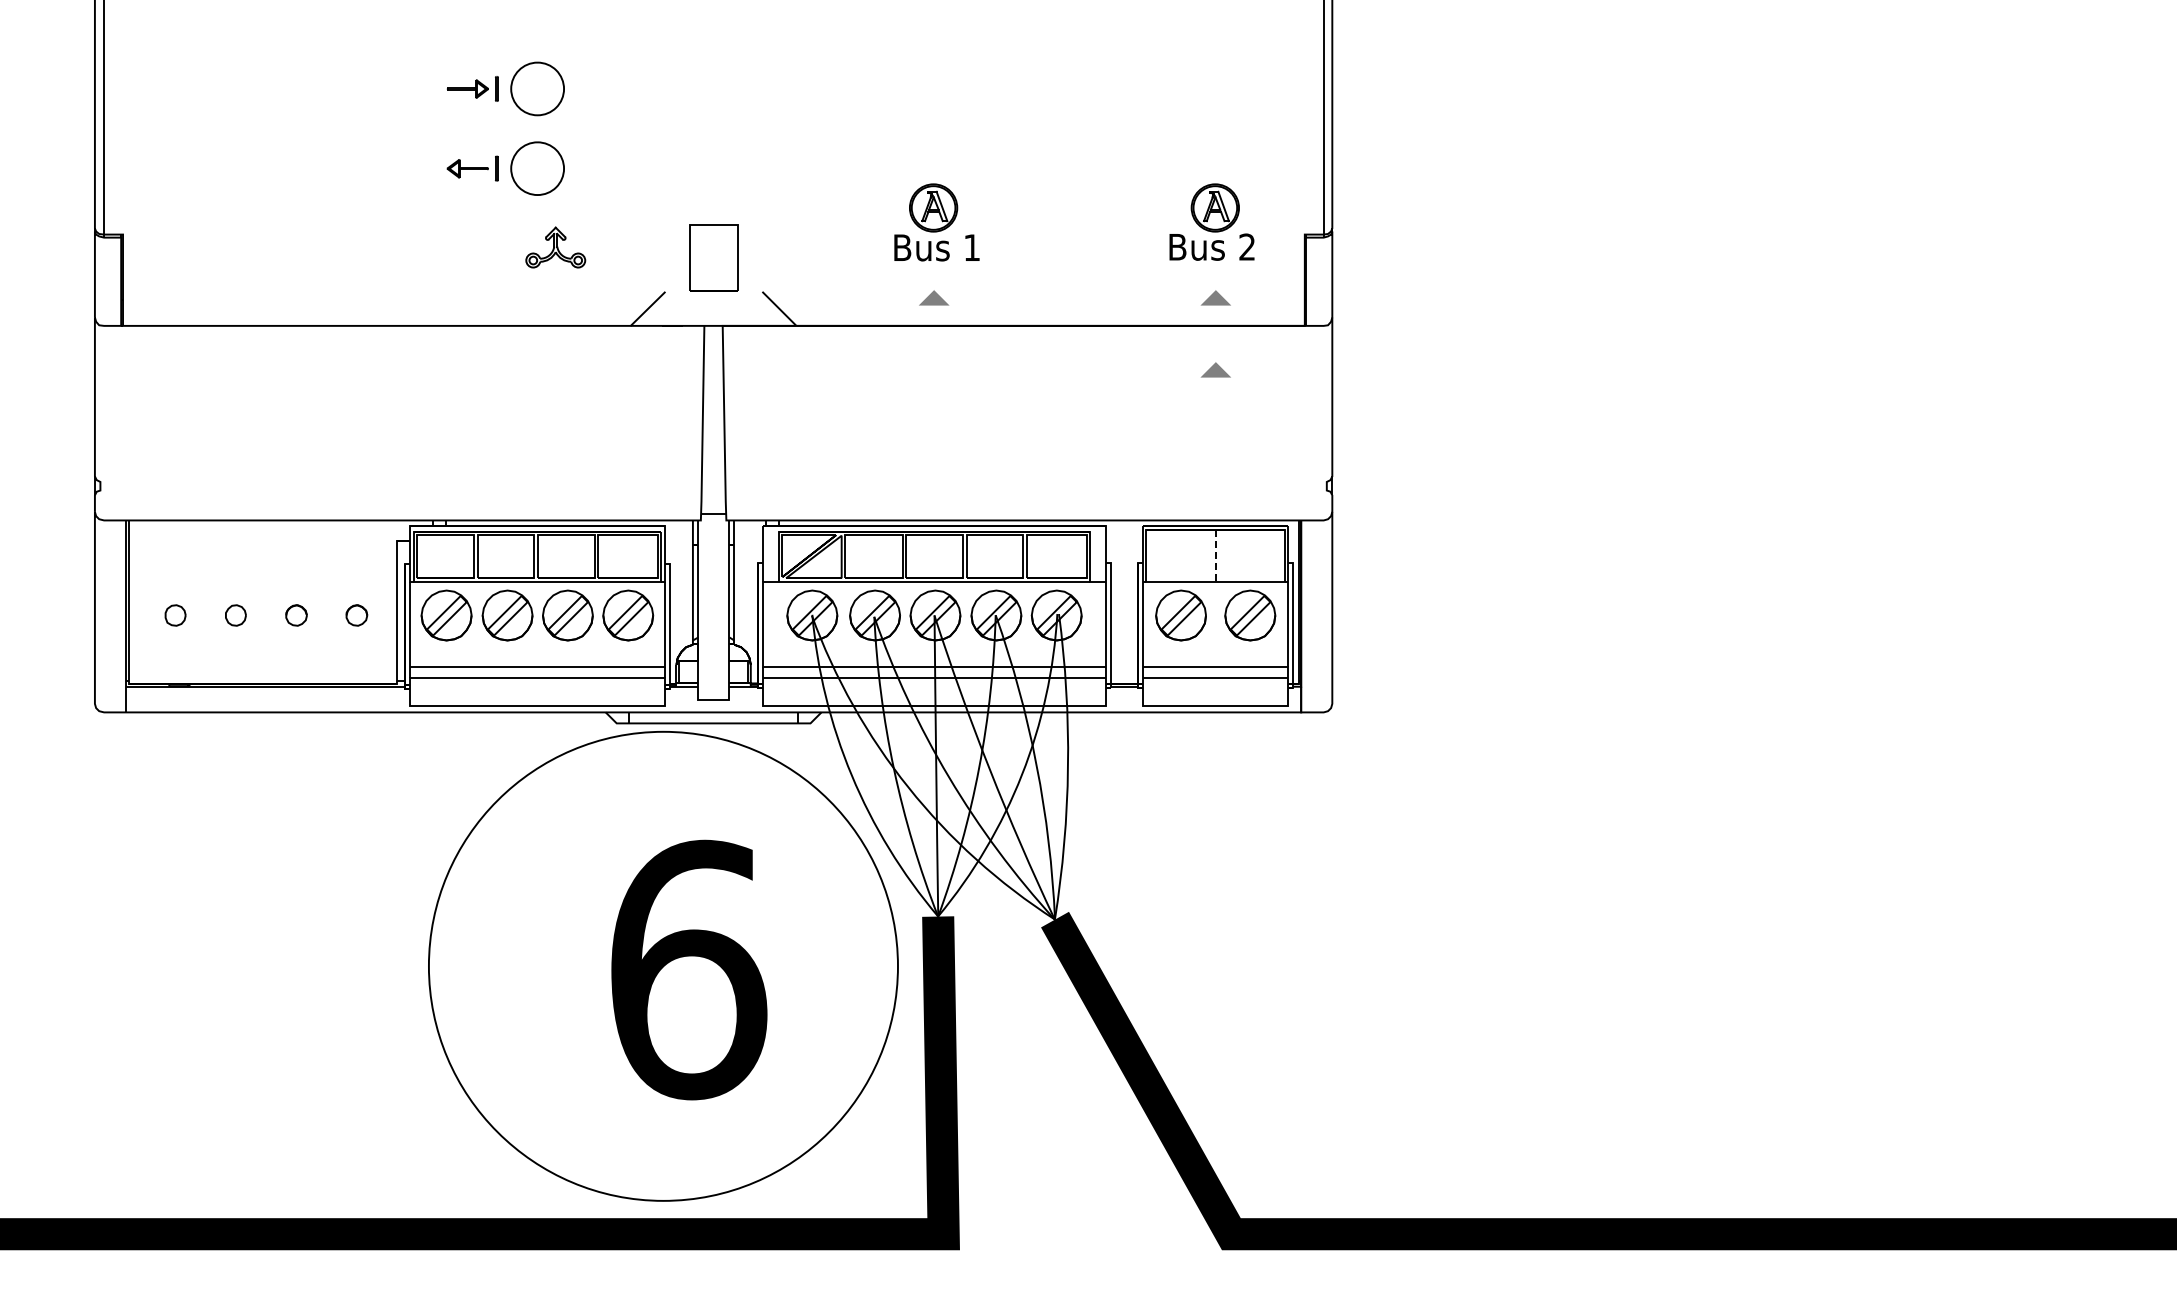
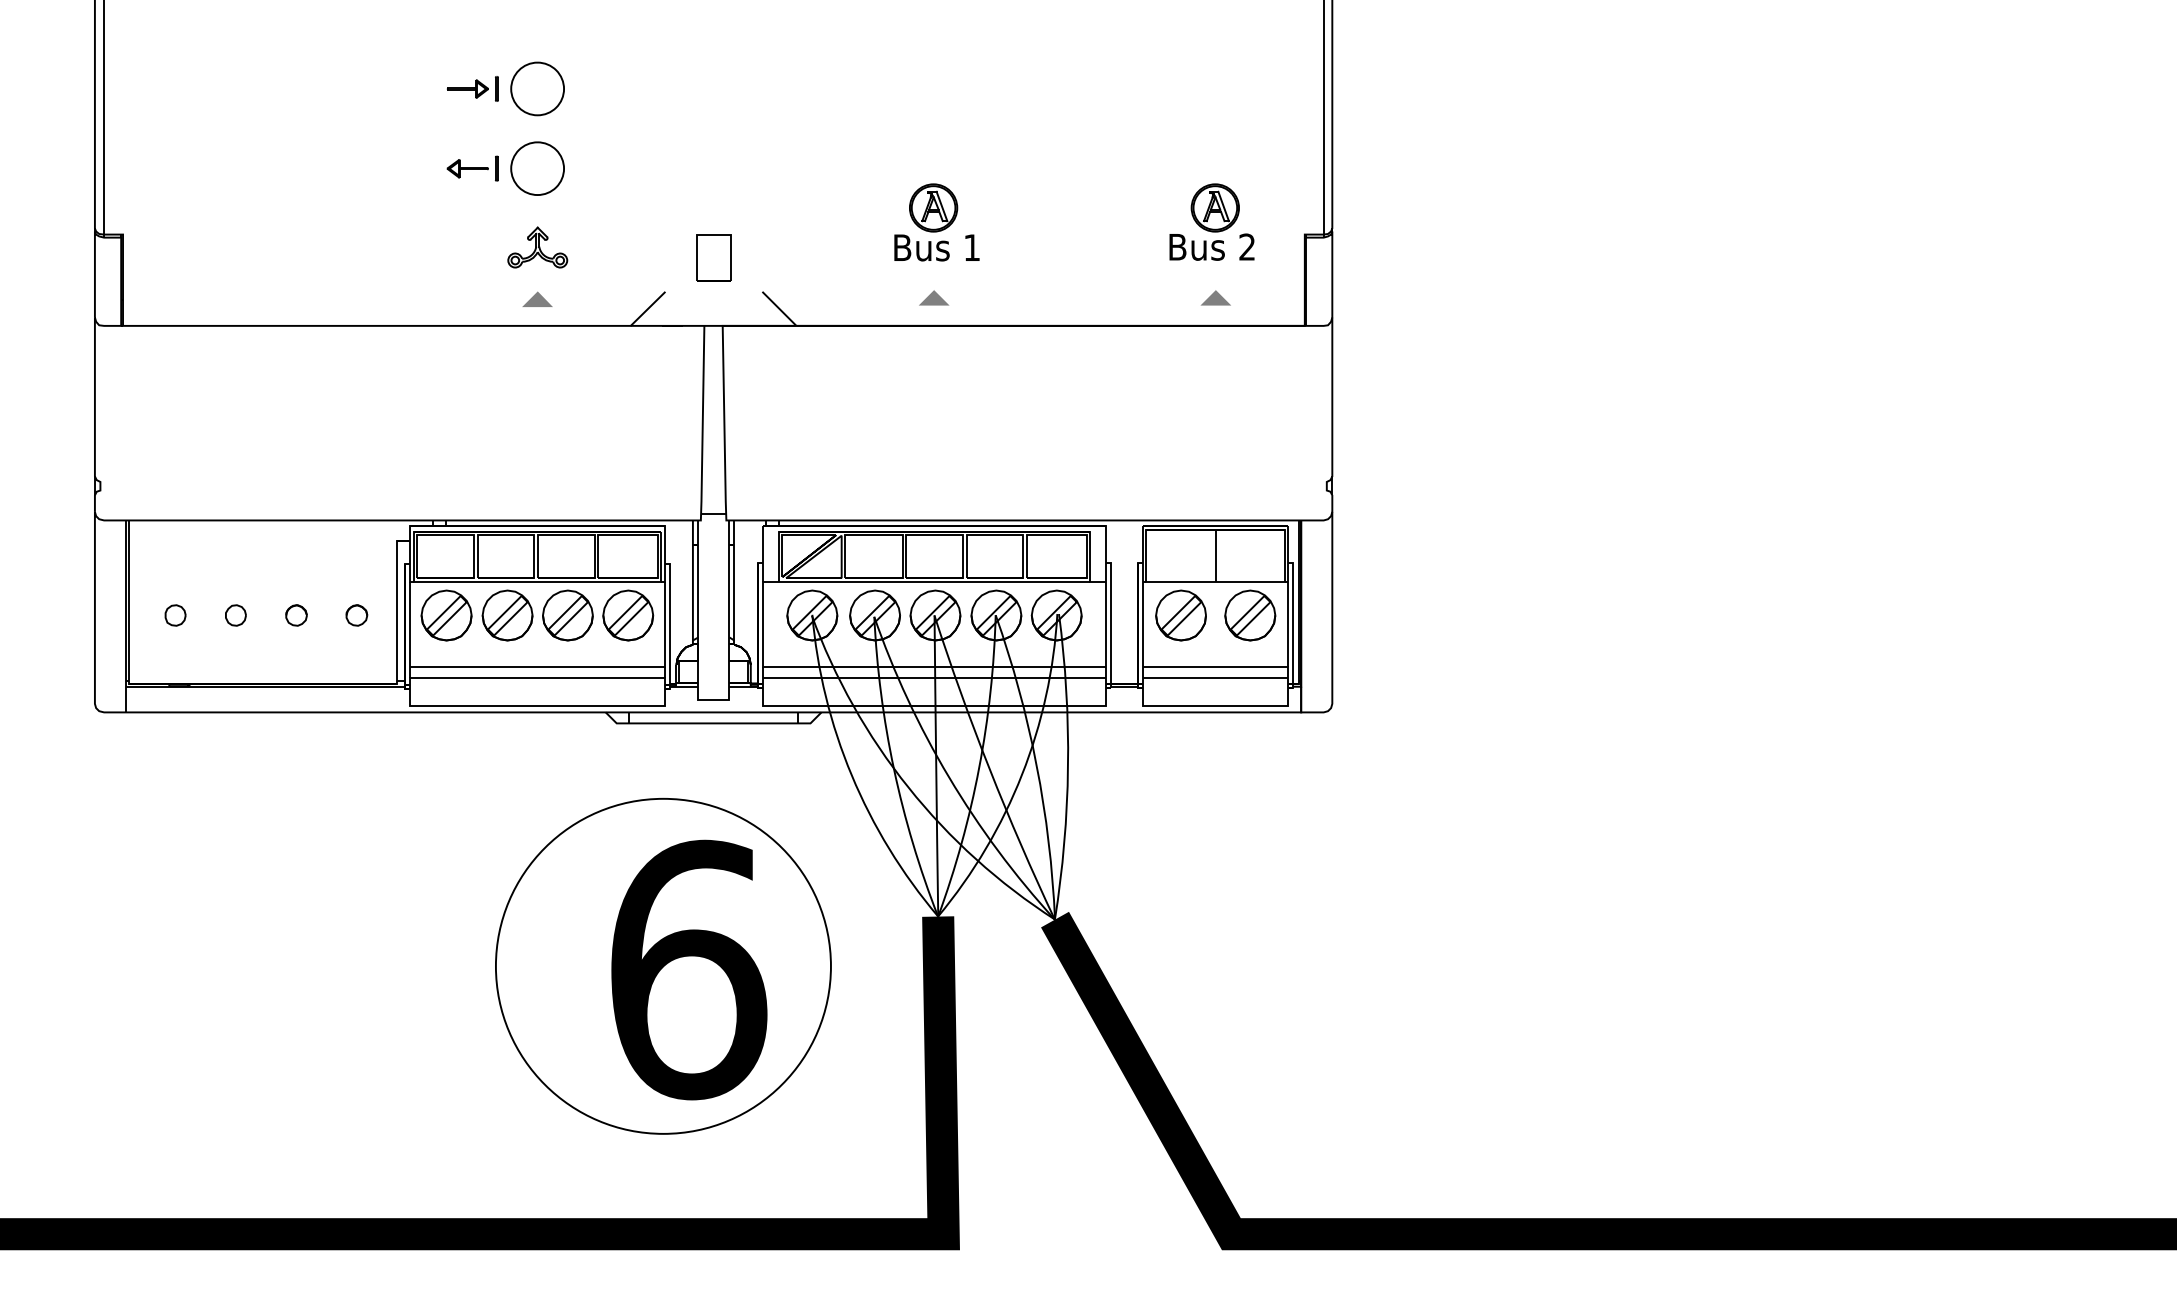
part position: (555, 247) -> (537, 247) (537, 247)
part size: 50x68 px -> 36x48 px (713, 257)
fill: none -> present (537, 299)
part: present -> none (1215, 369)
line: dashed -> solid (1215, 556)
circle diameter: 469 px -> 335 px (662, 965)
